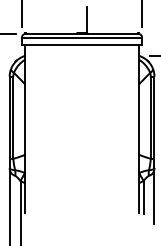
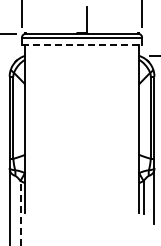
line: solid -> dashed (82, 44)
line: solid -> dashed (20, 212)
